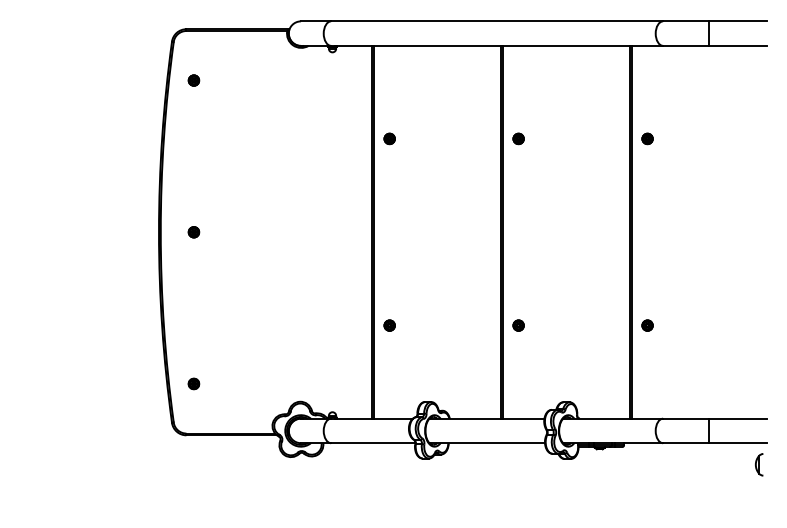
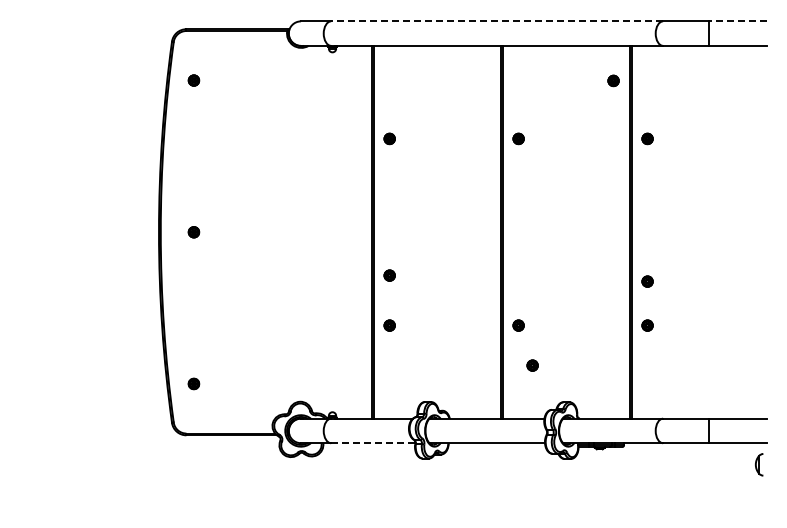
line: solid -> dashed (497, 21)
line: solid -> dashed (737, 21)
part: none -> present (613, 80)
part: none -> present (389, 275)
part: none -> present (647, 281)
part: none -> present (532, 365)
line: solid -> dashed (372, 443)
